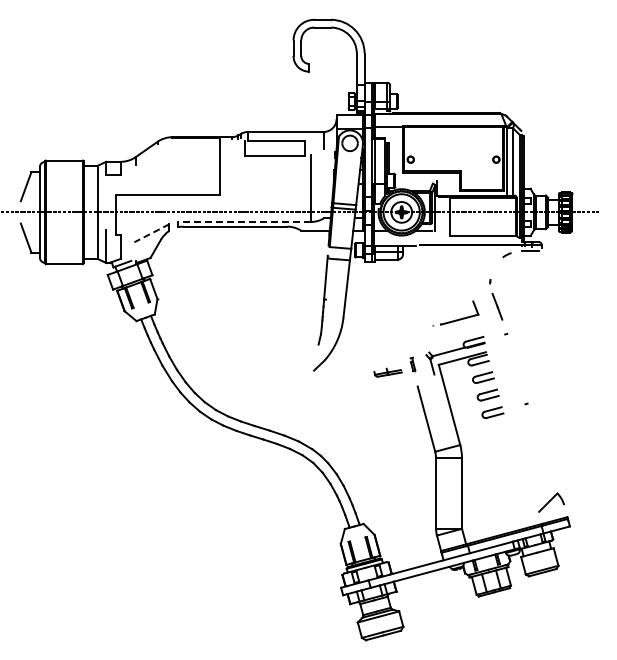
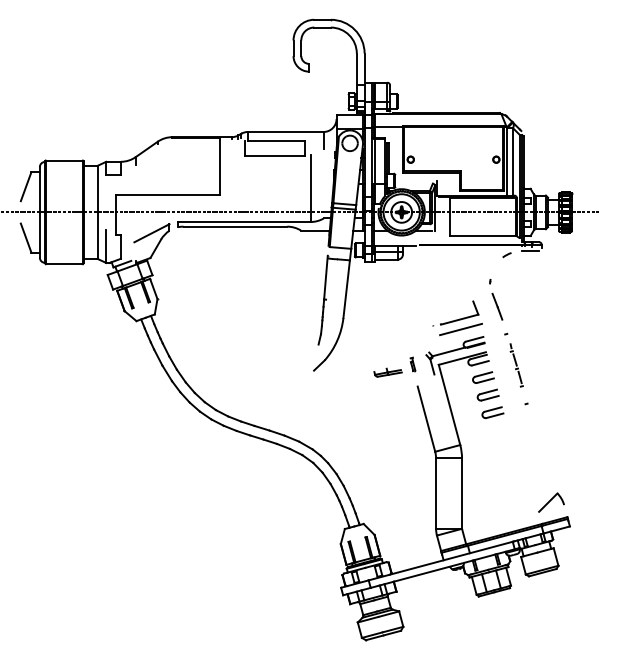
line: dashed -> solid (244, 222)
line: dashed -> solid (151, 233)
line: none -> present (461, 329)
part: none -> present (516, 365)
